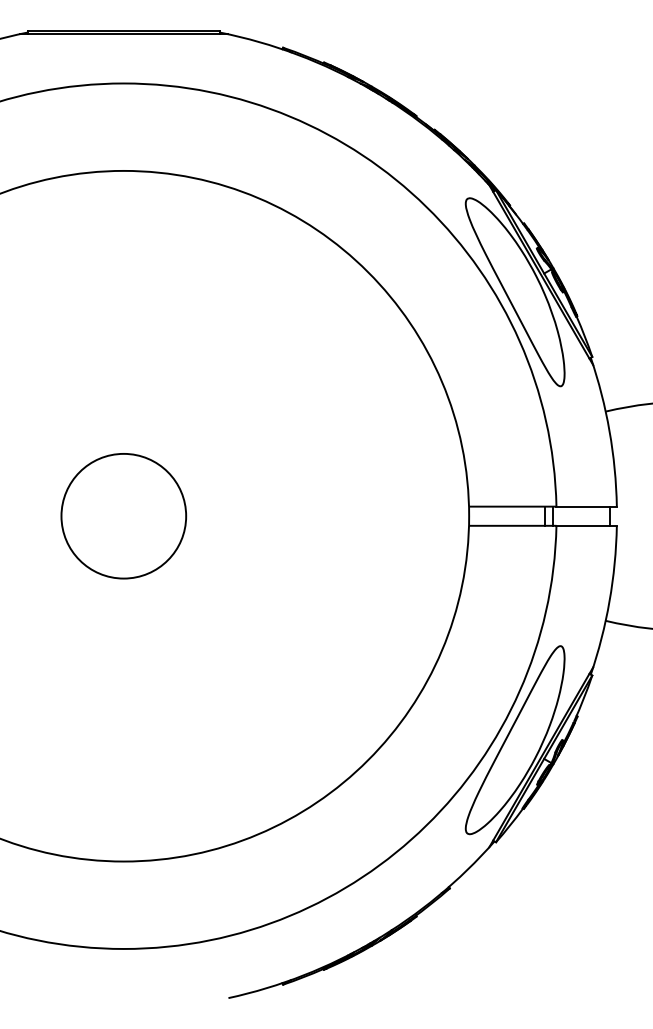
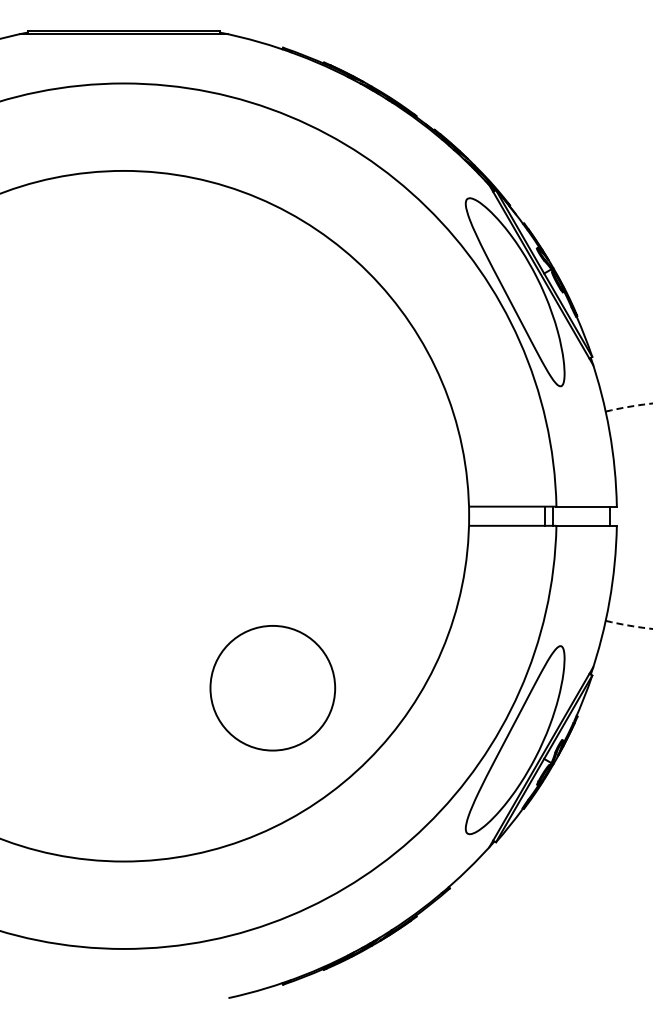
arc: solid -> dashed (629, 406)
circle position: (123, 516) -> (272, 688) (272, 688)
arc: solid -> dashed (629, 625)
